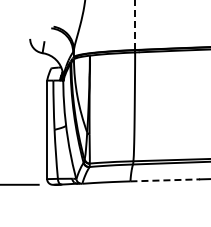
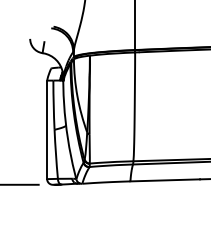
line: dashed -> solid (135, 25)
line: dashed -> solid (165, 180)
